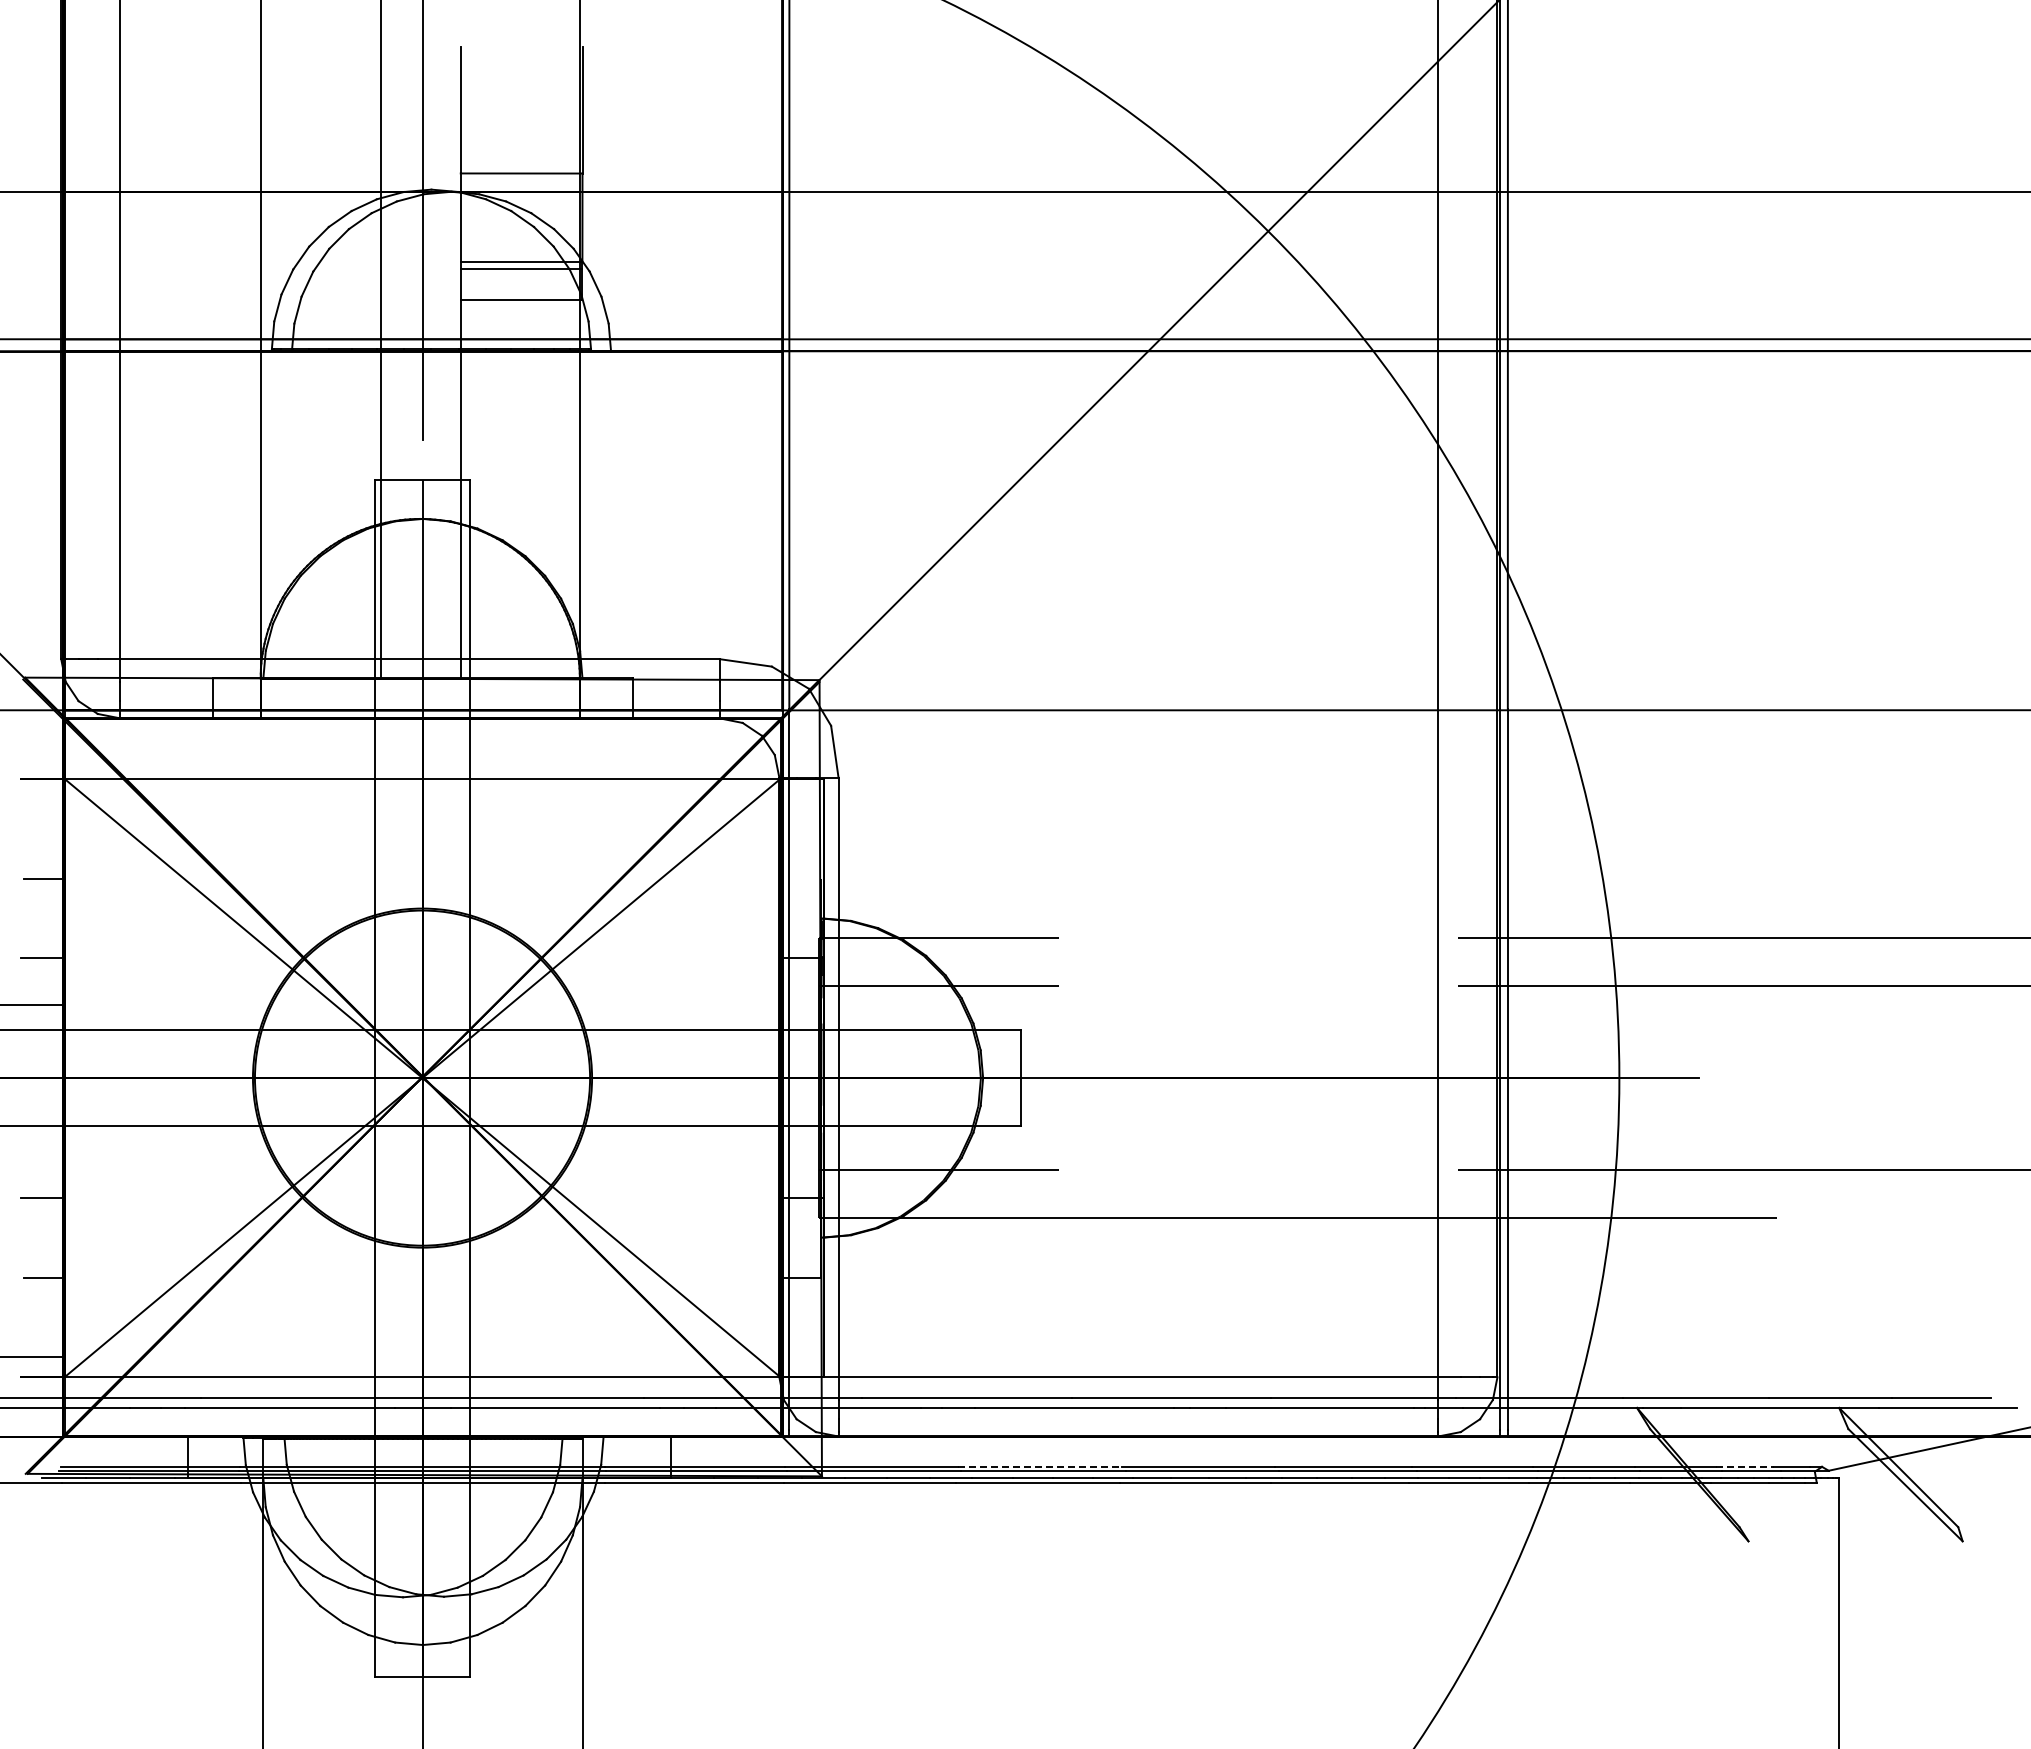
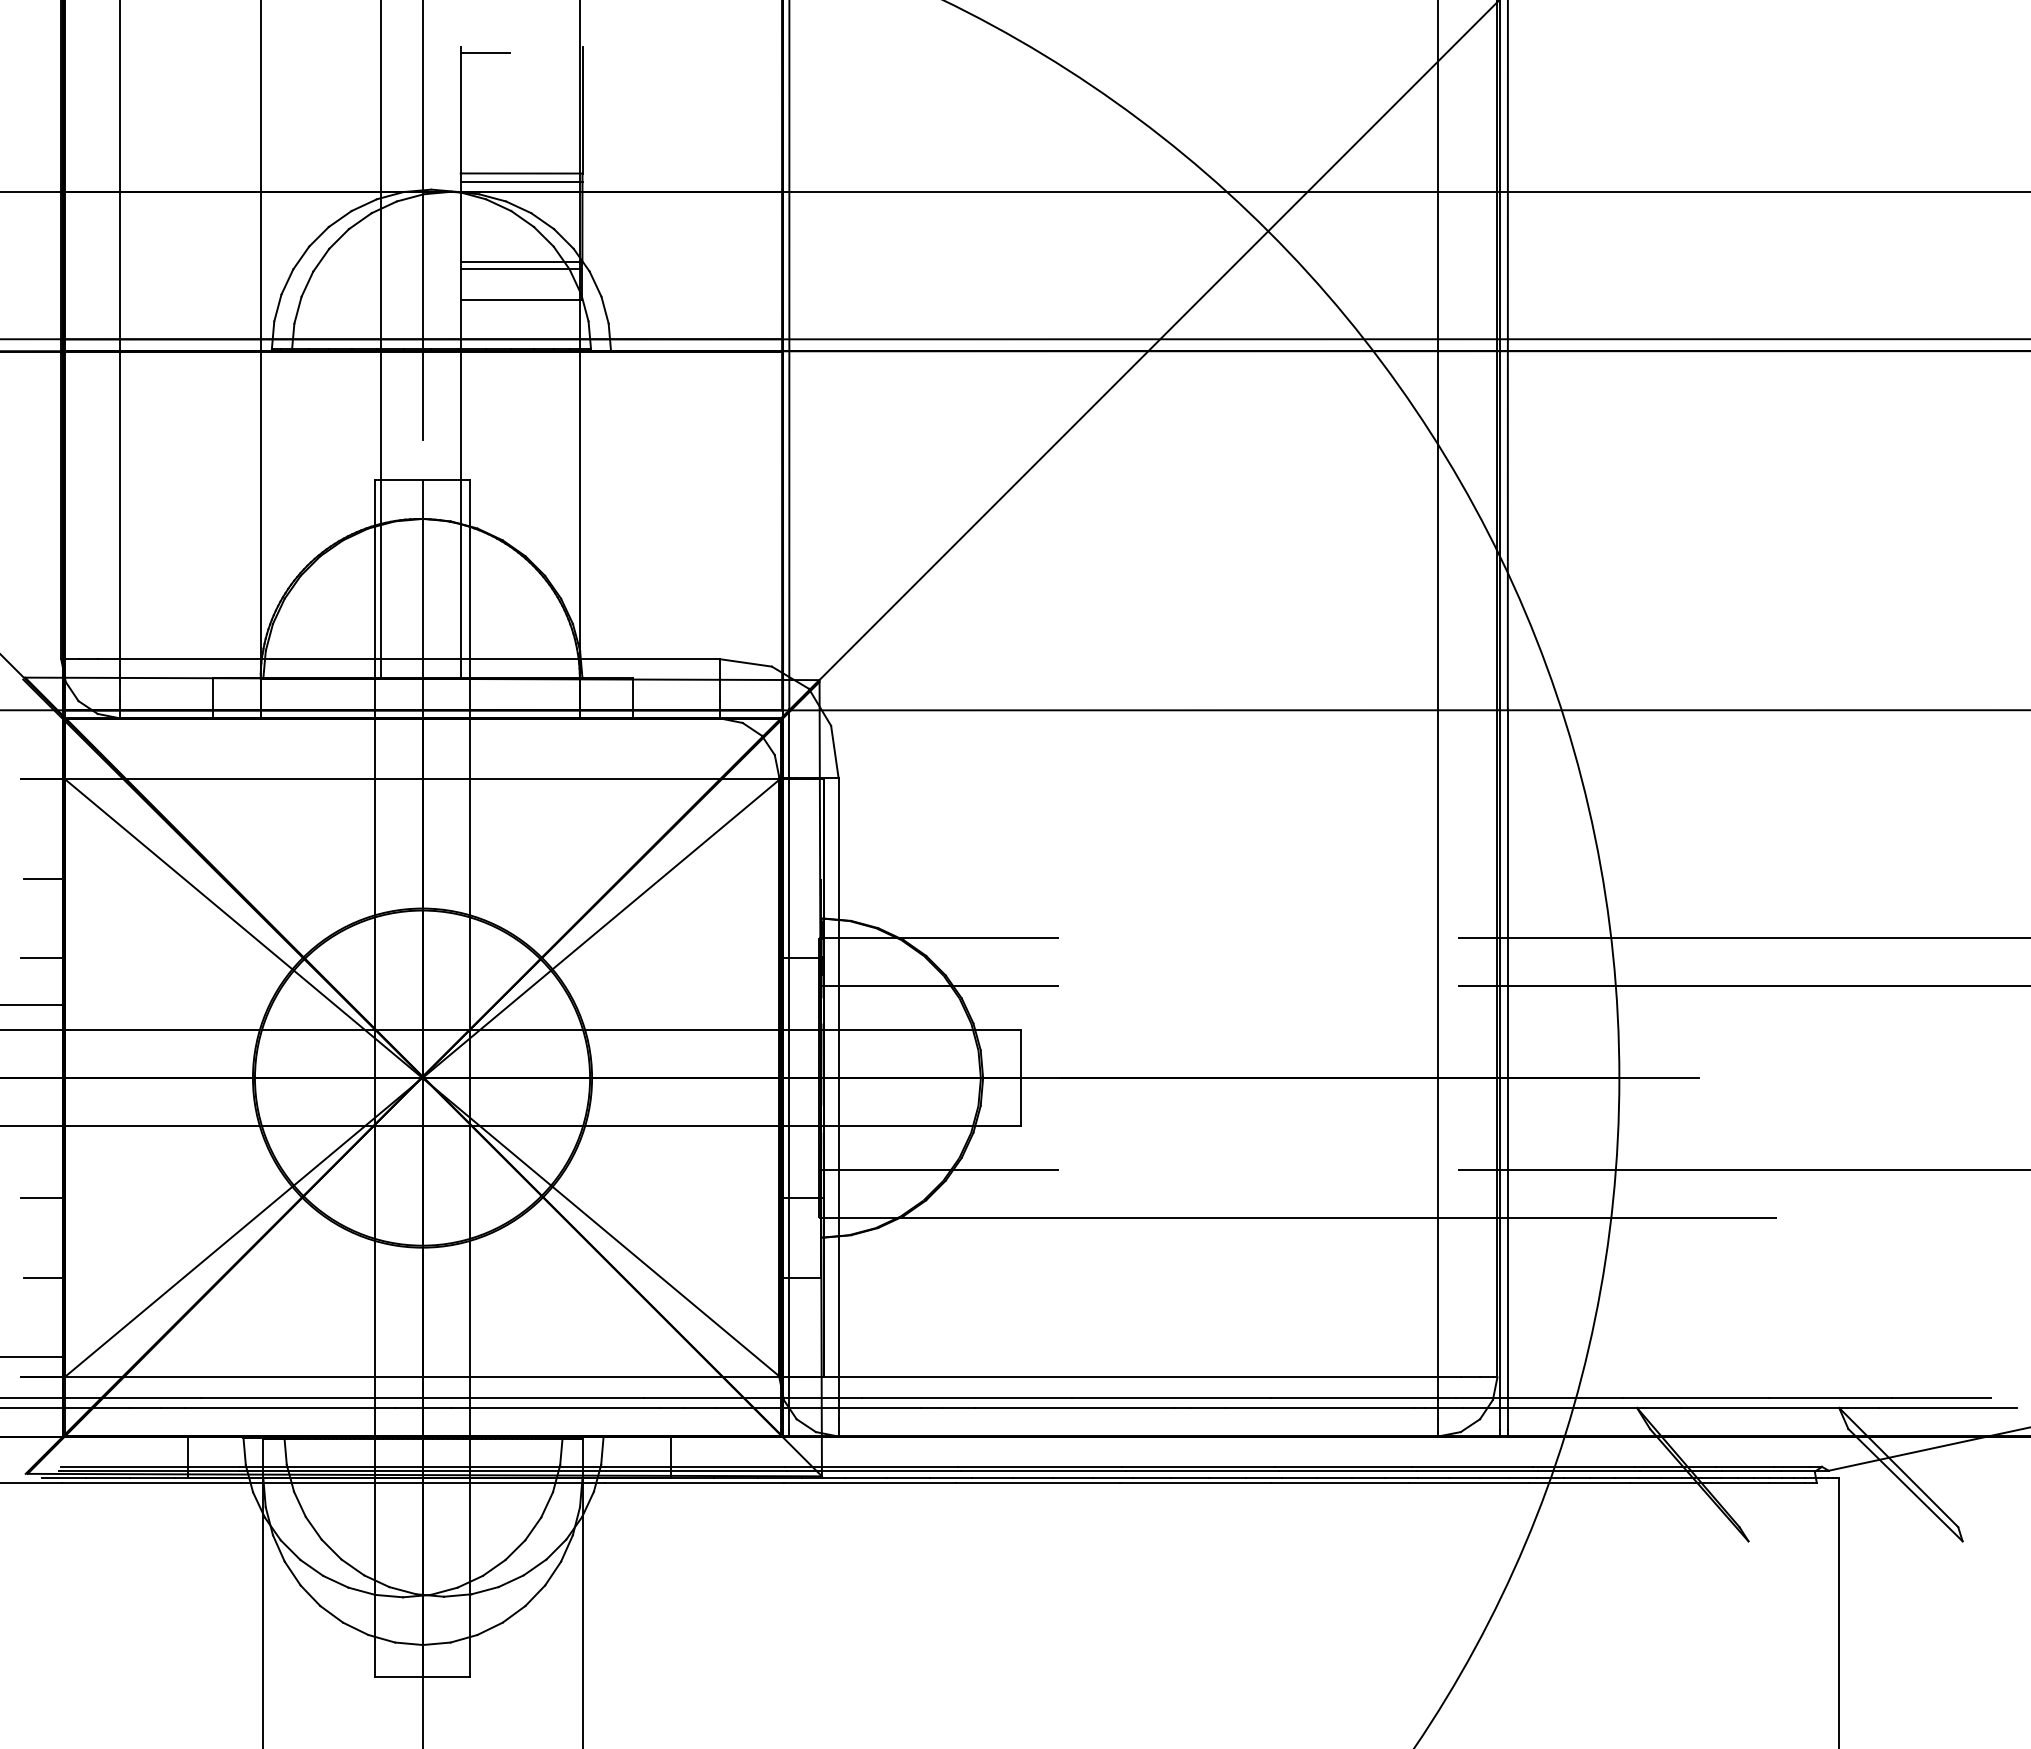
line: none -> present (485, 52)
line: none -> present (521, 181)
line: dashed -> solid (1040, 1466)
line: dashed -> solid (1745, 1466)
